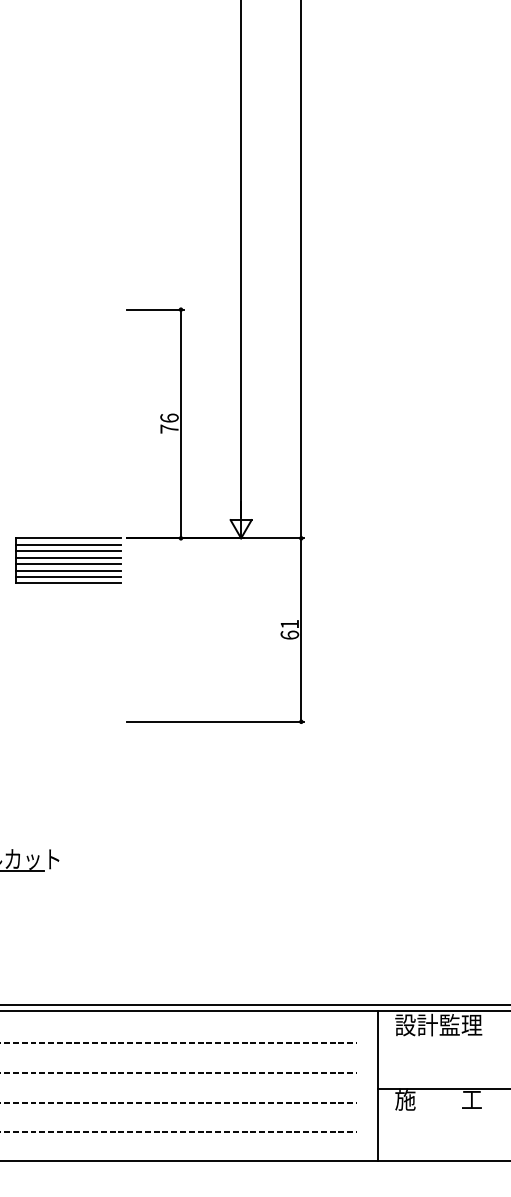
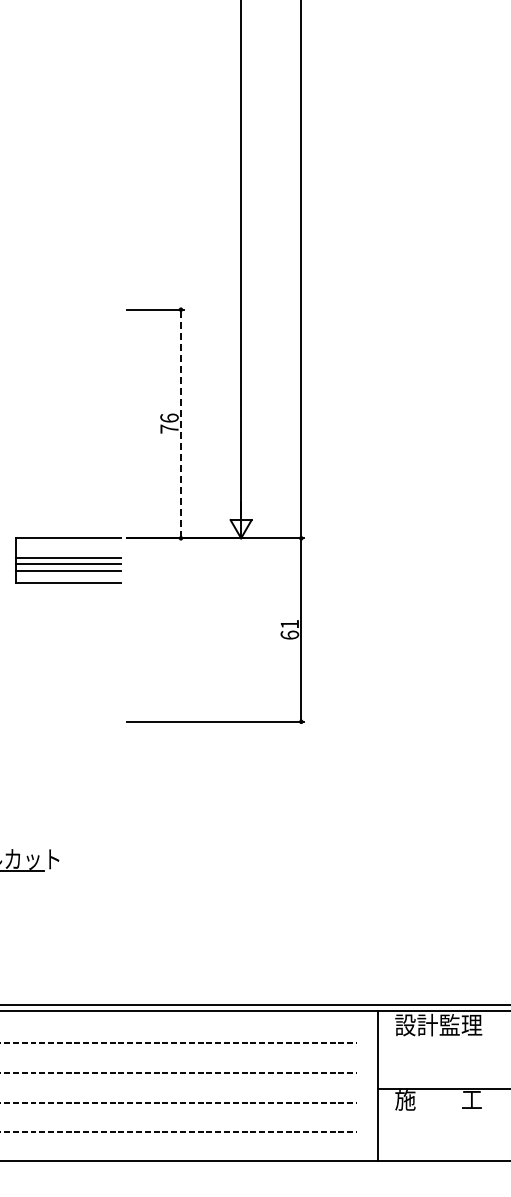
line: solid -> dashed (180, 423)
line: present -> none (67, 544)
line: present -> none (67, 551)
line: present -> none (67, 577)
